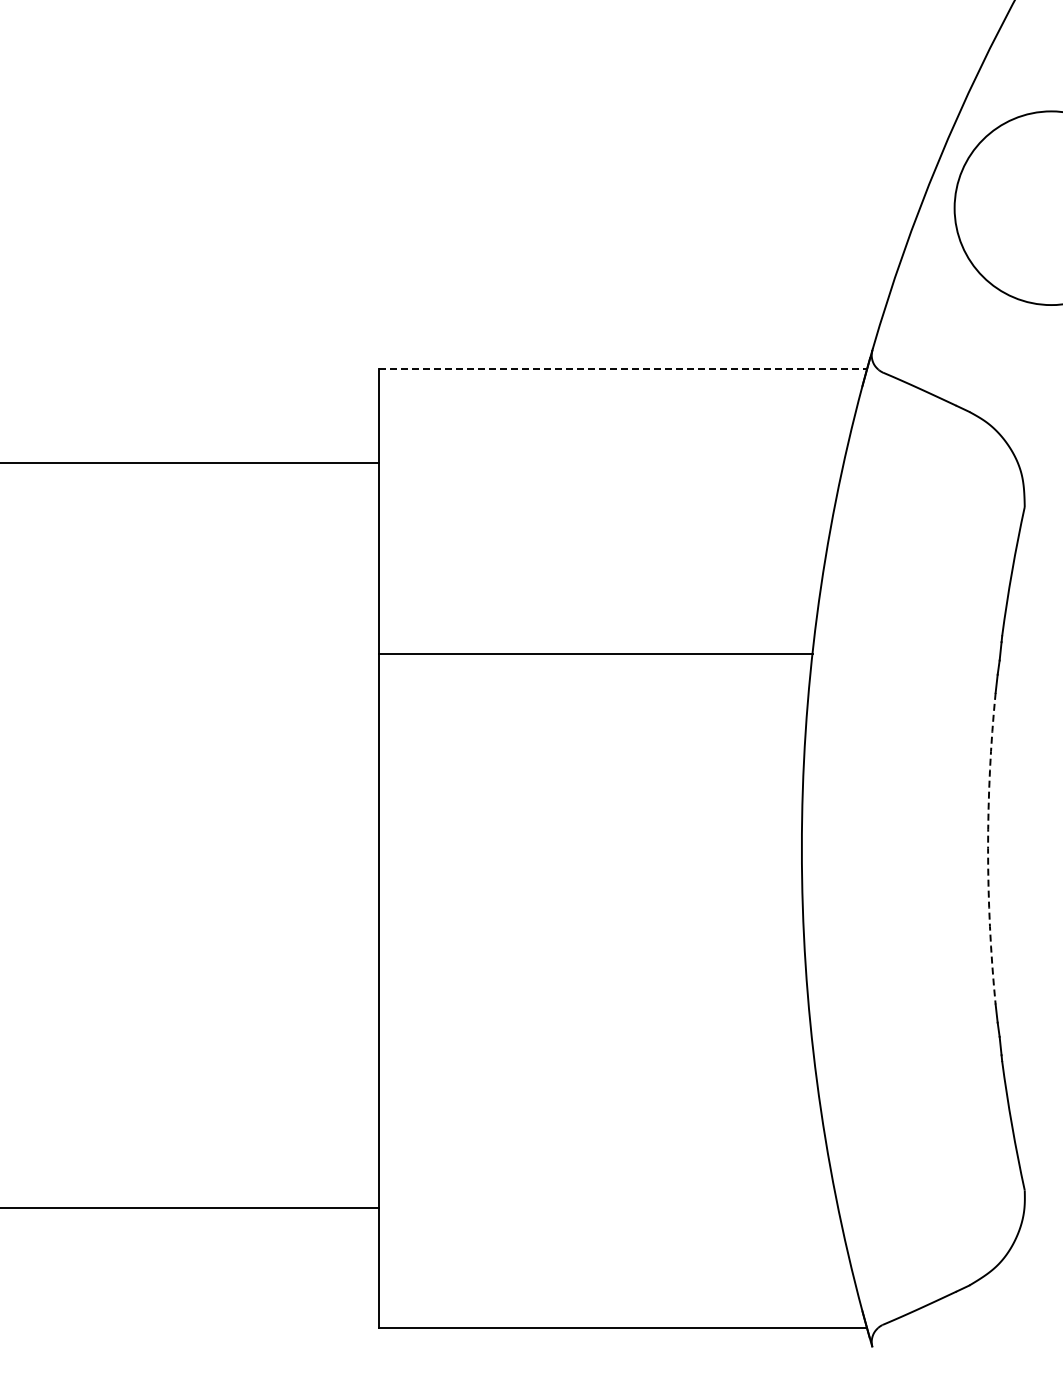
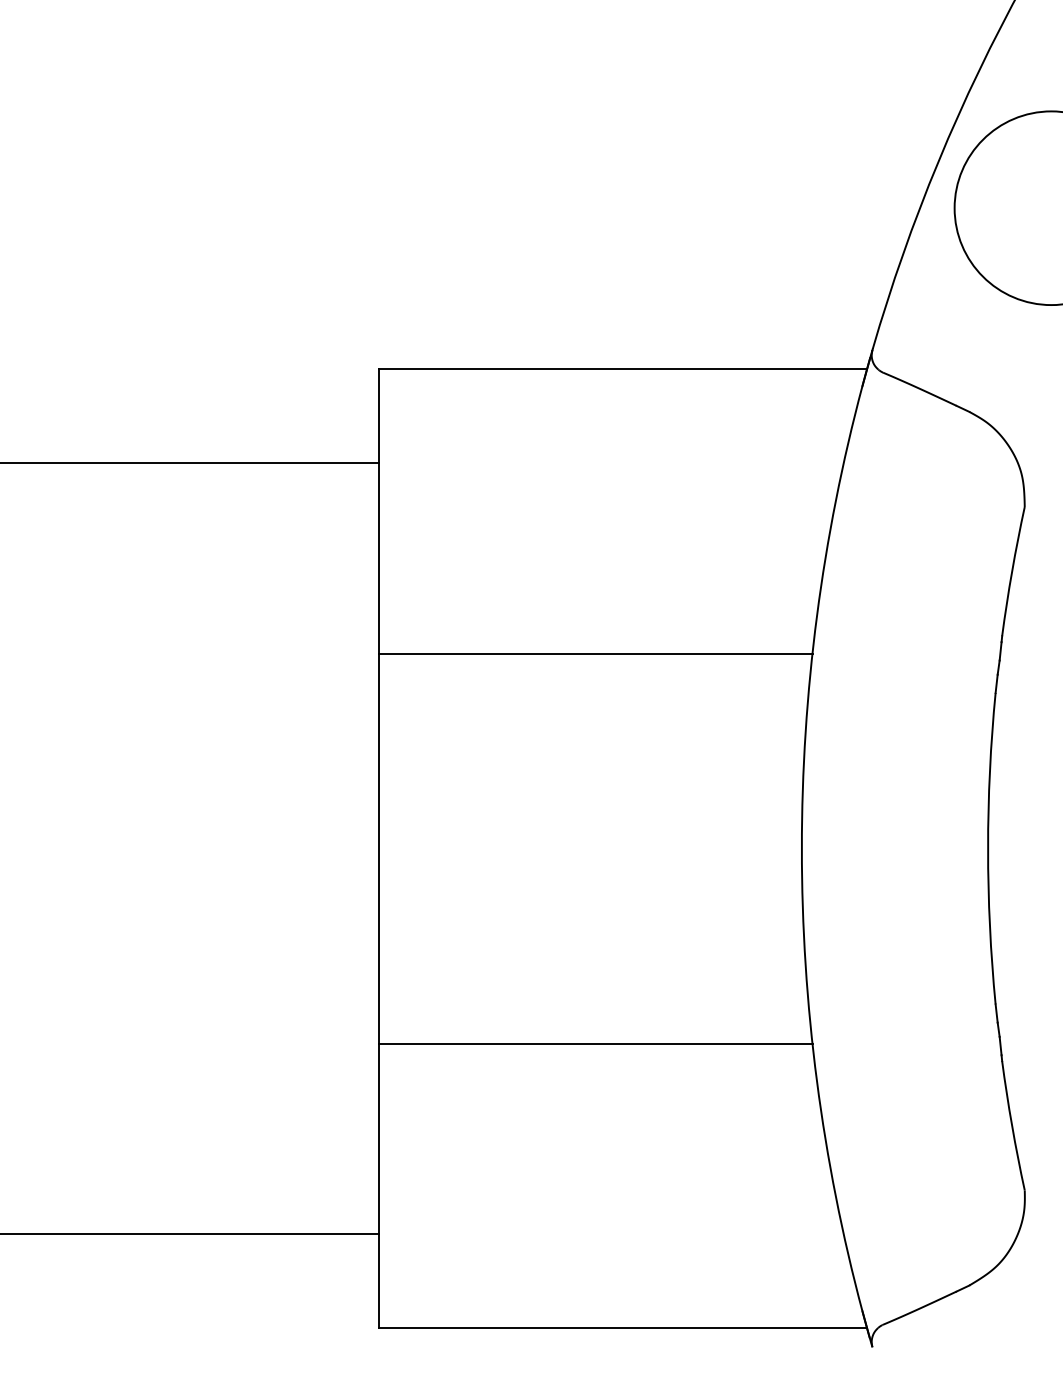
line: dashed -> solid (623, 369)
arc: dashed -> solid (988, 848)
line: none -> present (595, 1043)
line position: (190, 1208) -> (190, 1234) (190, 1234)
